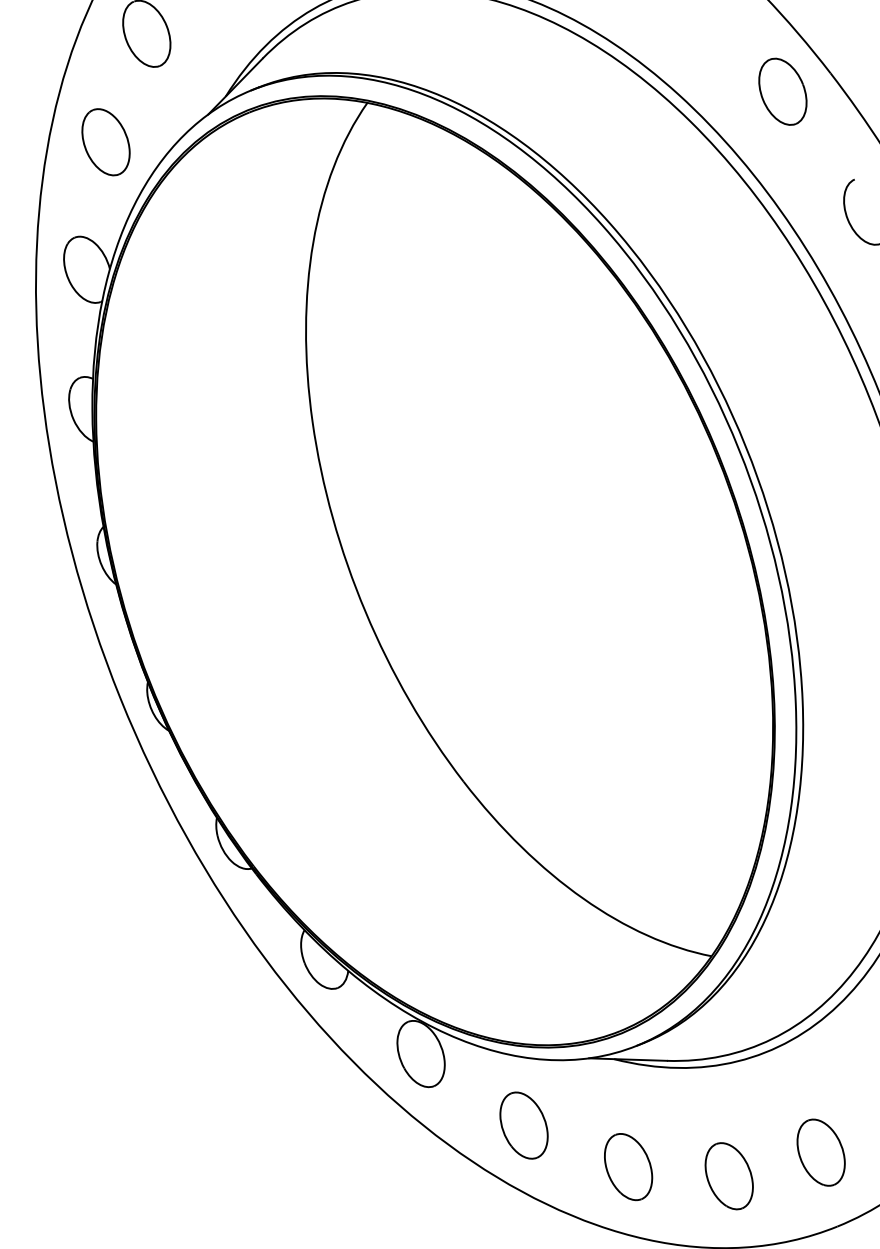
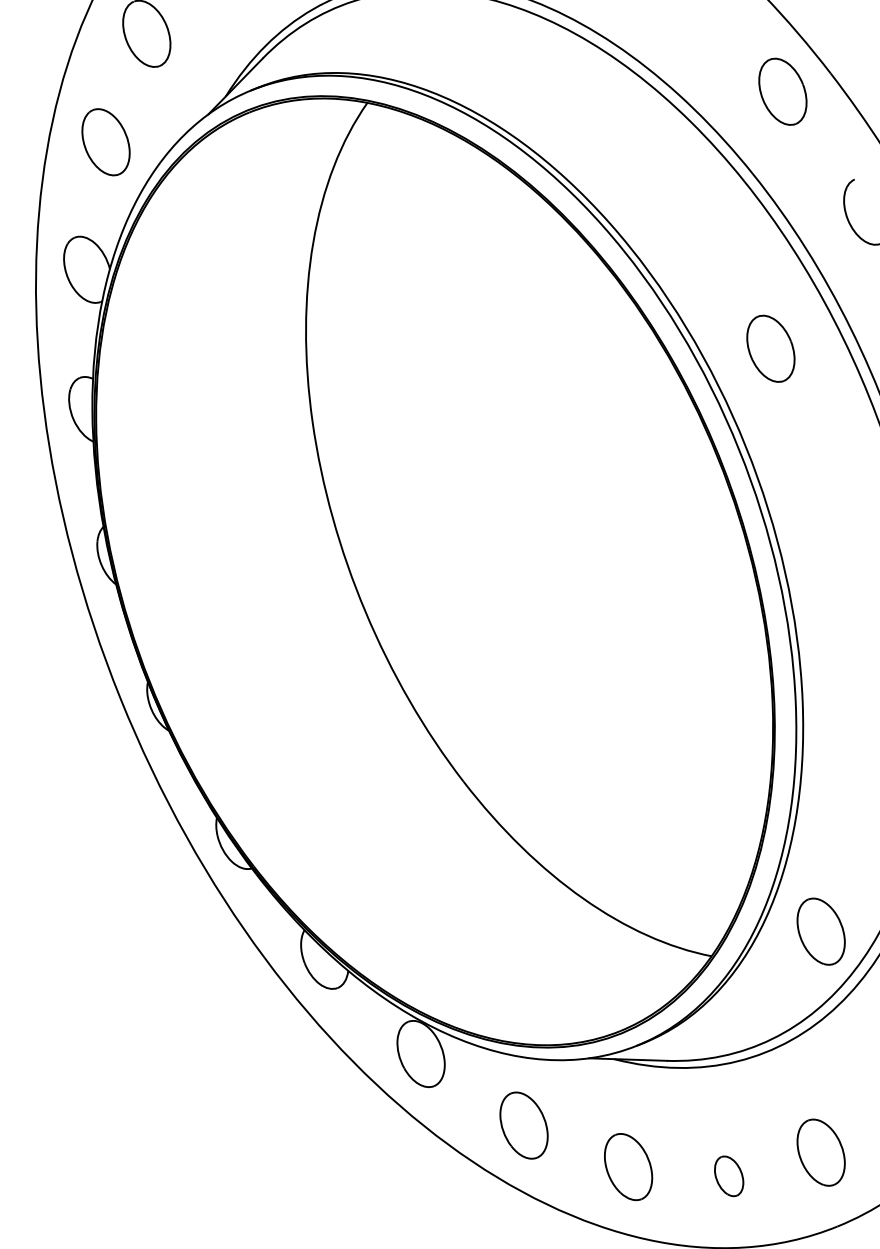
part: none -> present (770, 348)
part: none -> present (820, 931)
part size: 50x69 px -> 31x43 px (729, 1176)
